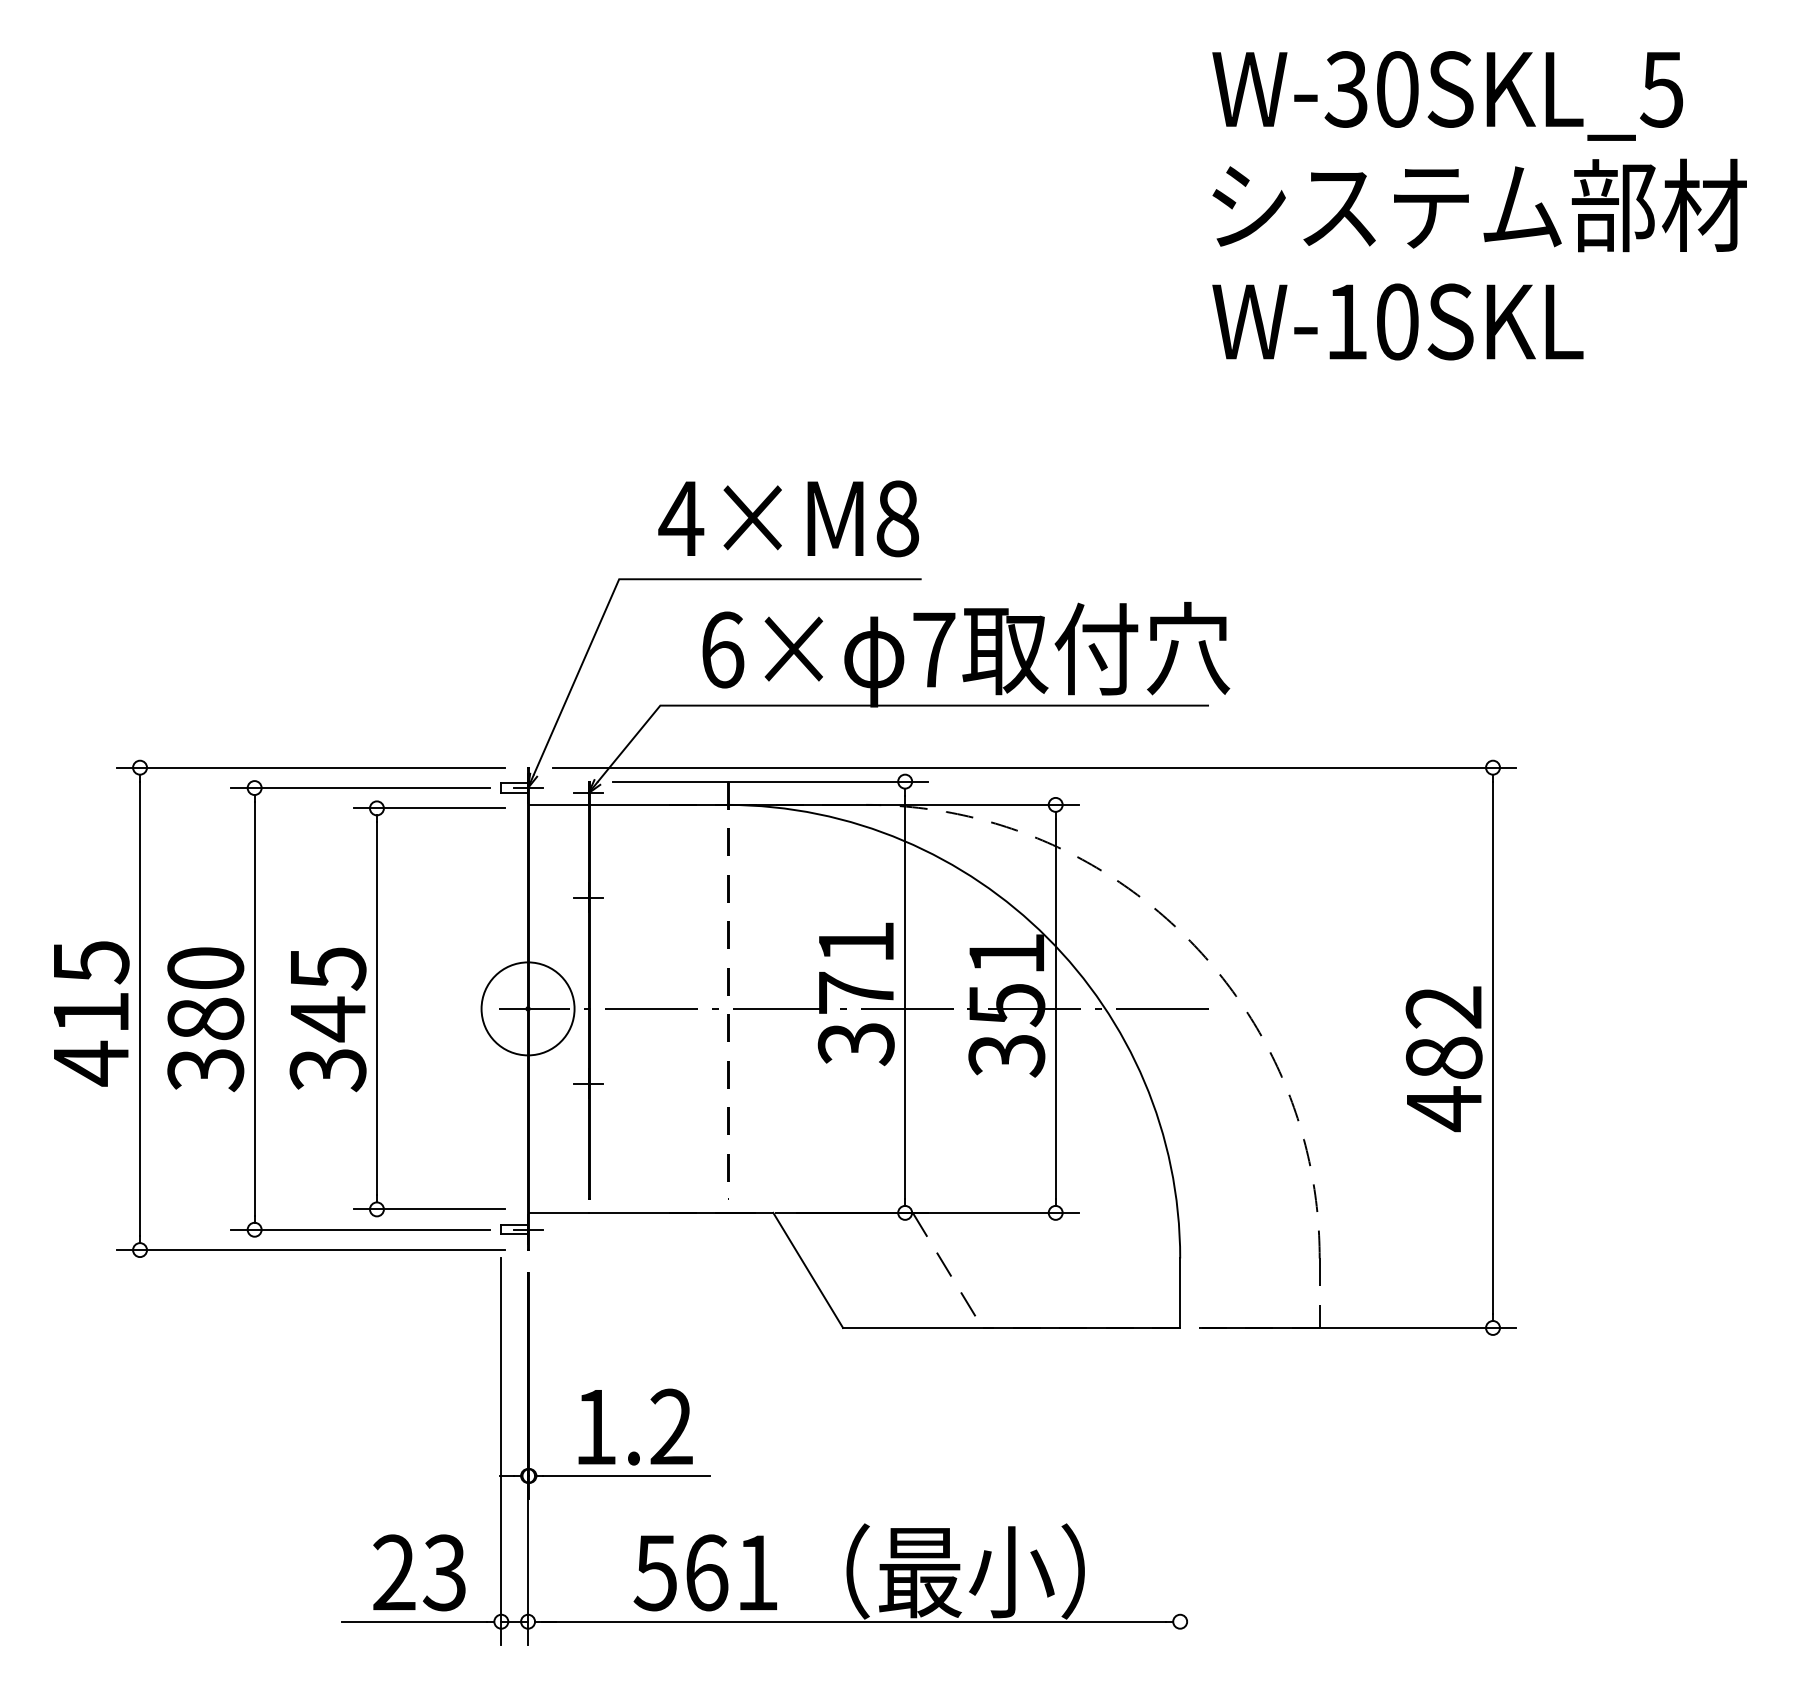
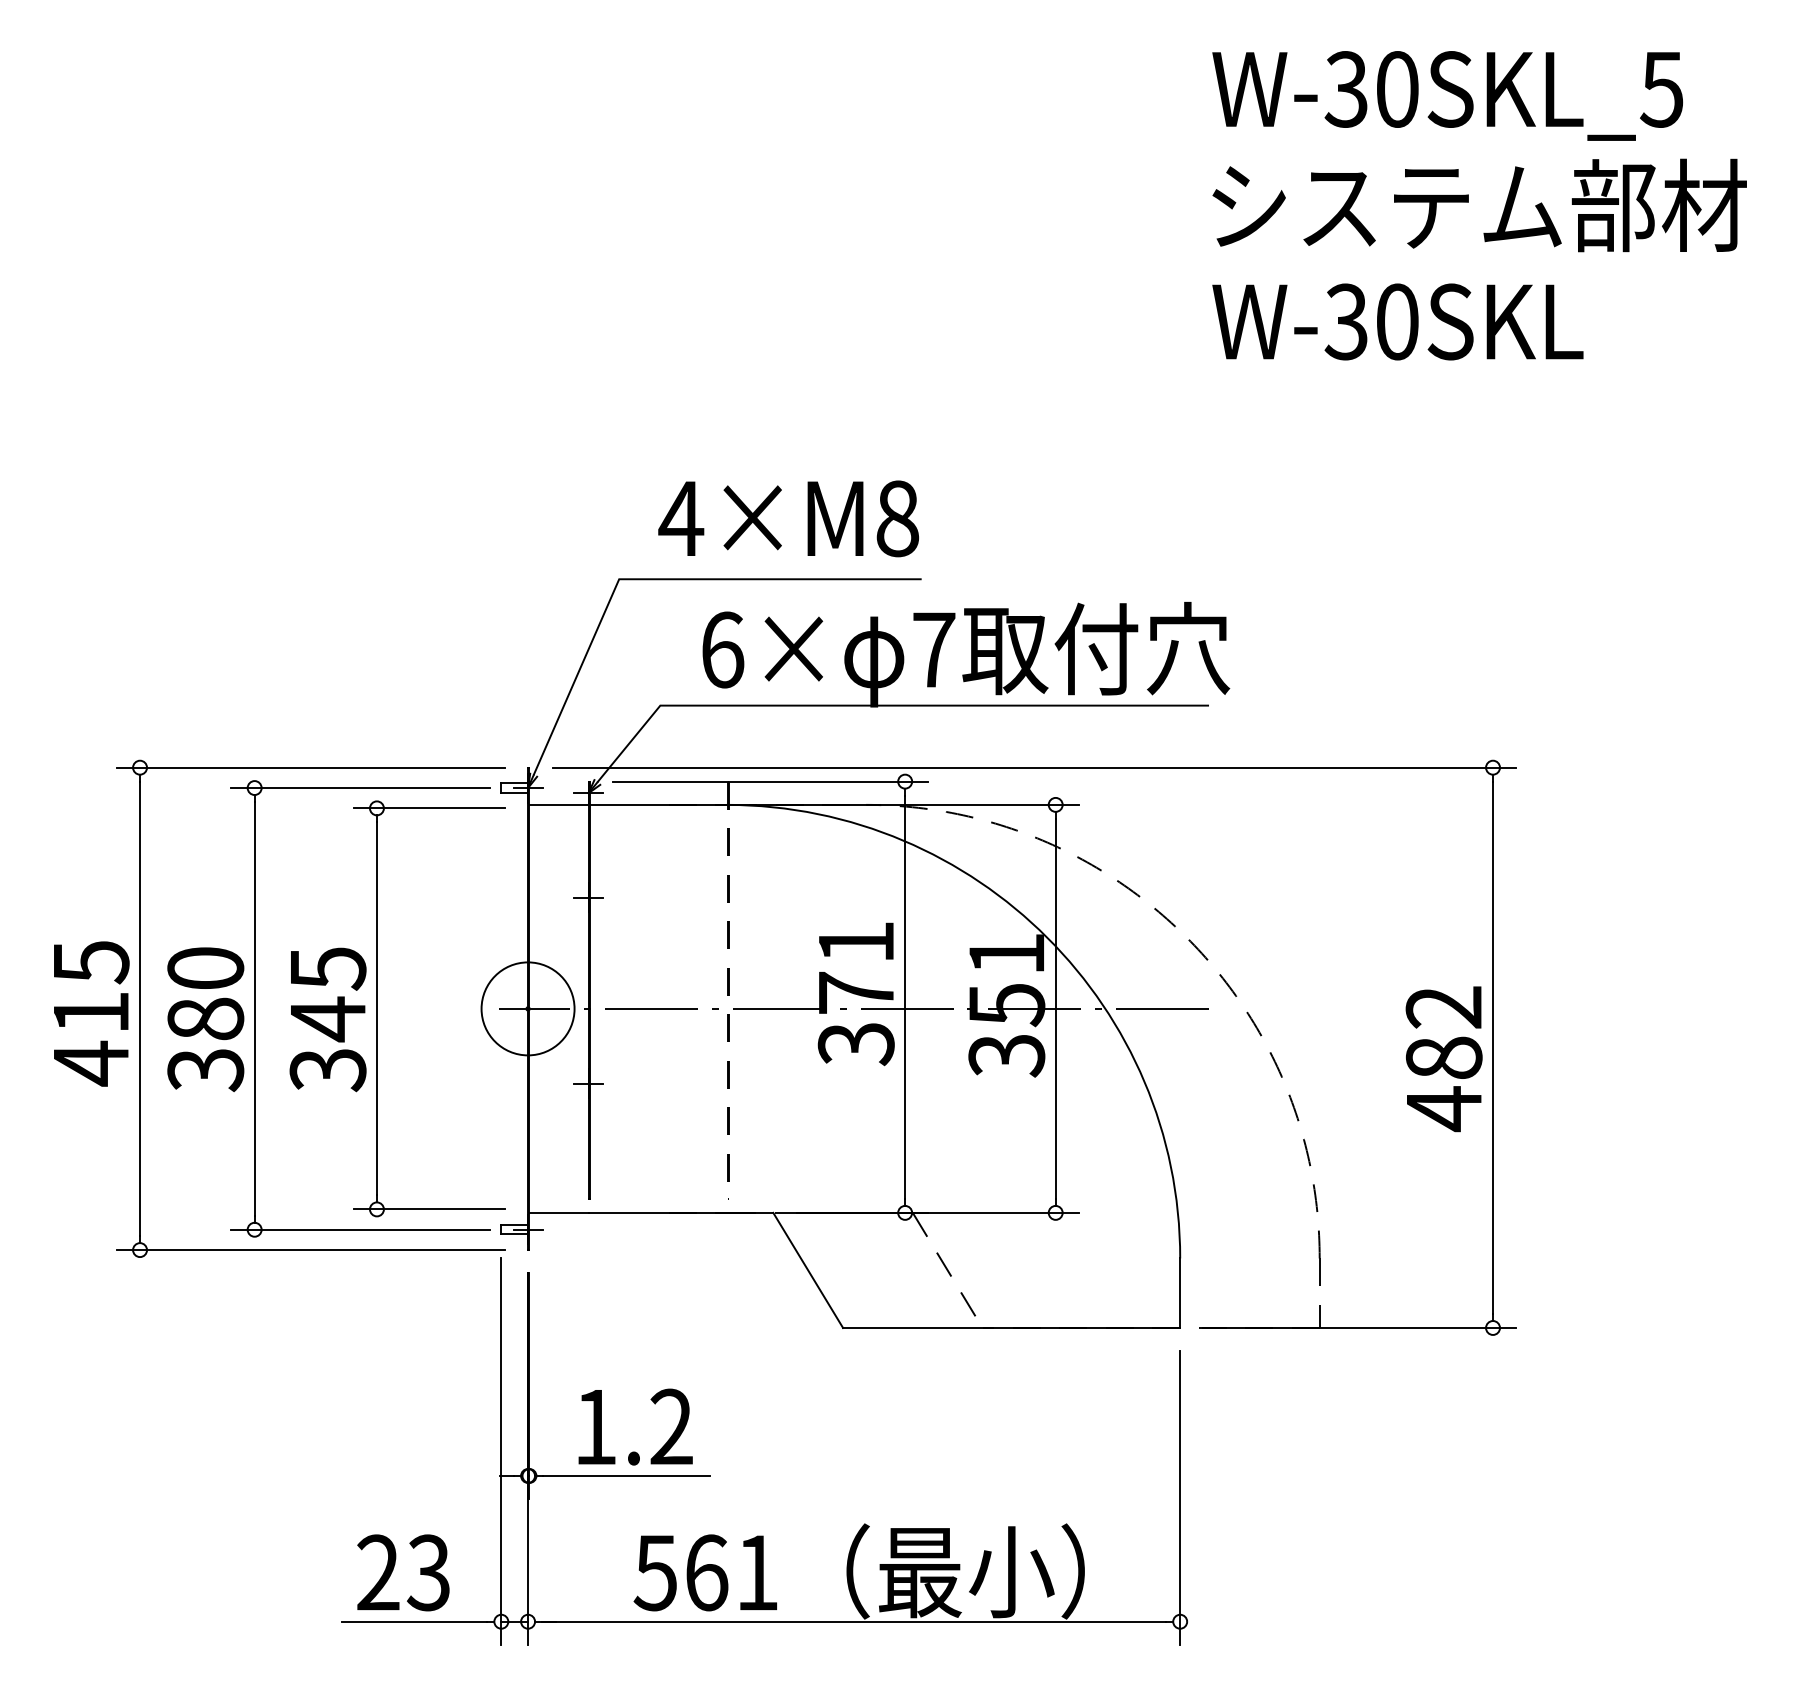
text: W-10SKL -> W-30SKL (1345, 321)
line: none -> present (1180, 1497)
text position: (419, 1572) -> (403, 1572) (403, 1572)
